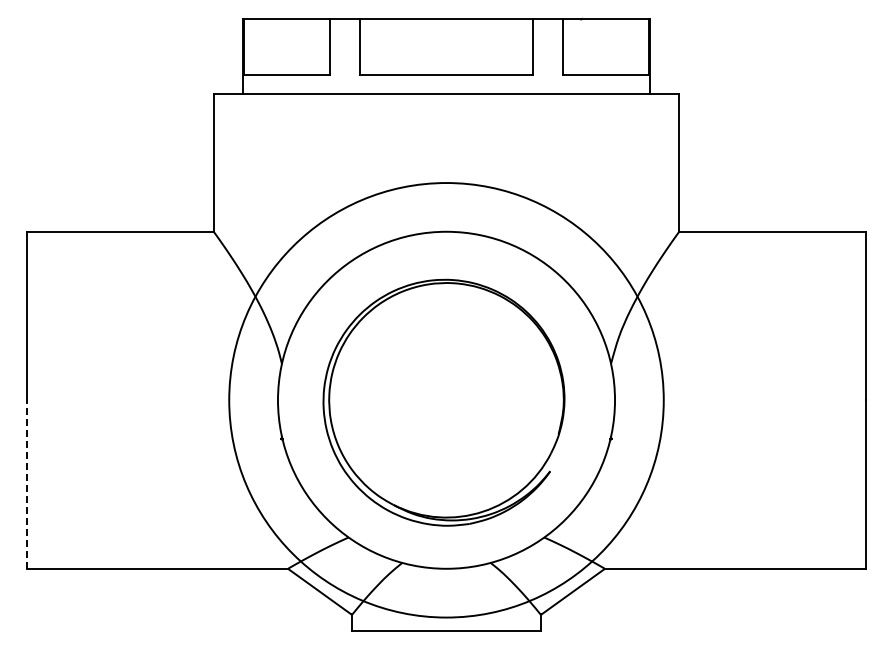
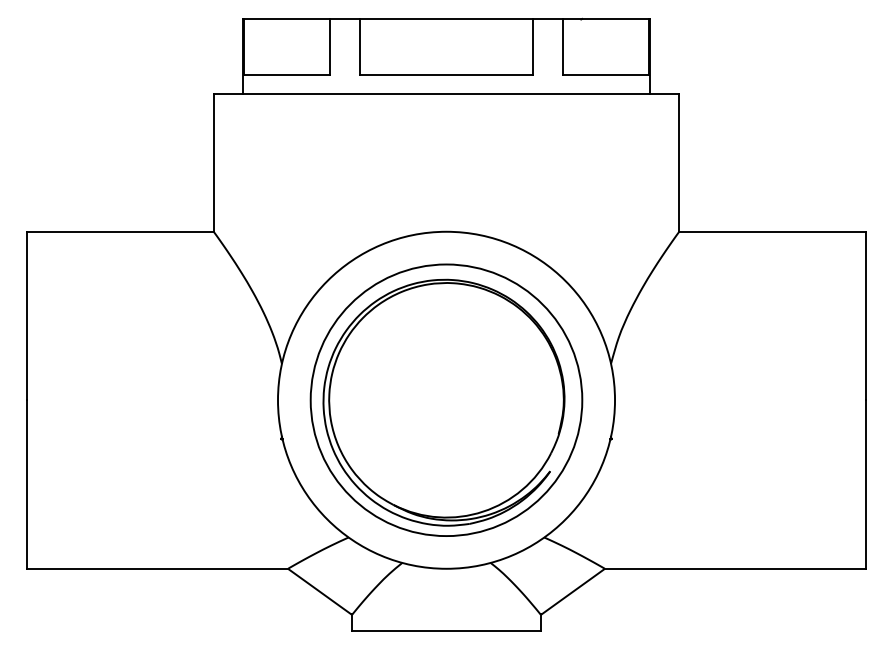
circle diameter: 435 px -> 272 px (446, 400)
line: dashed -> solid (26, 484)
